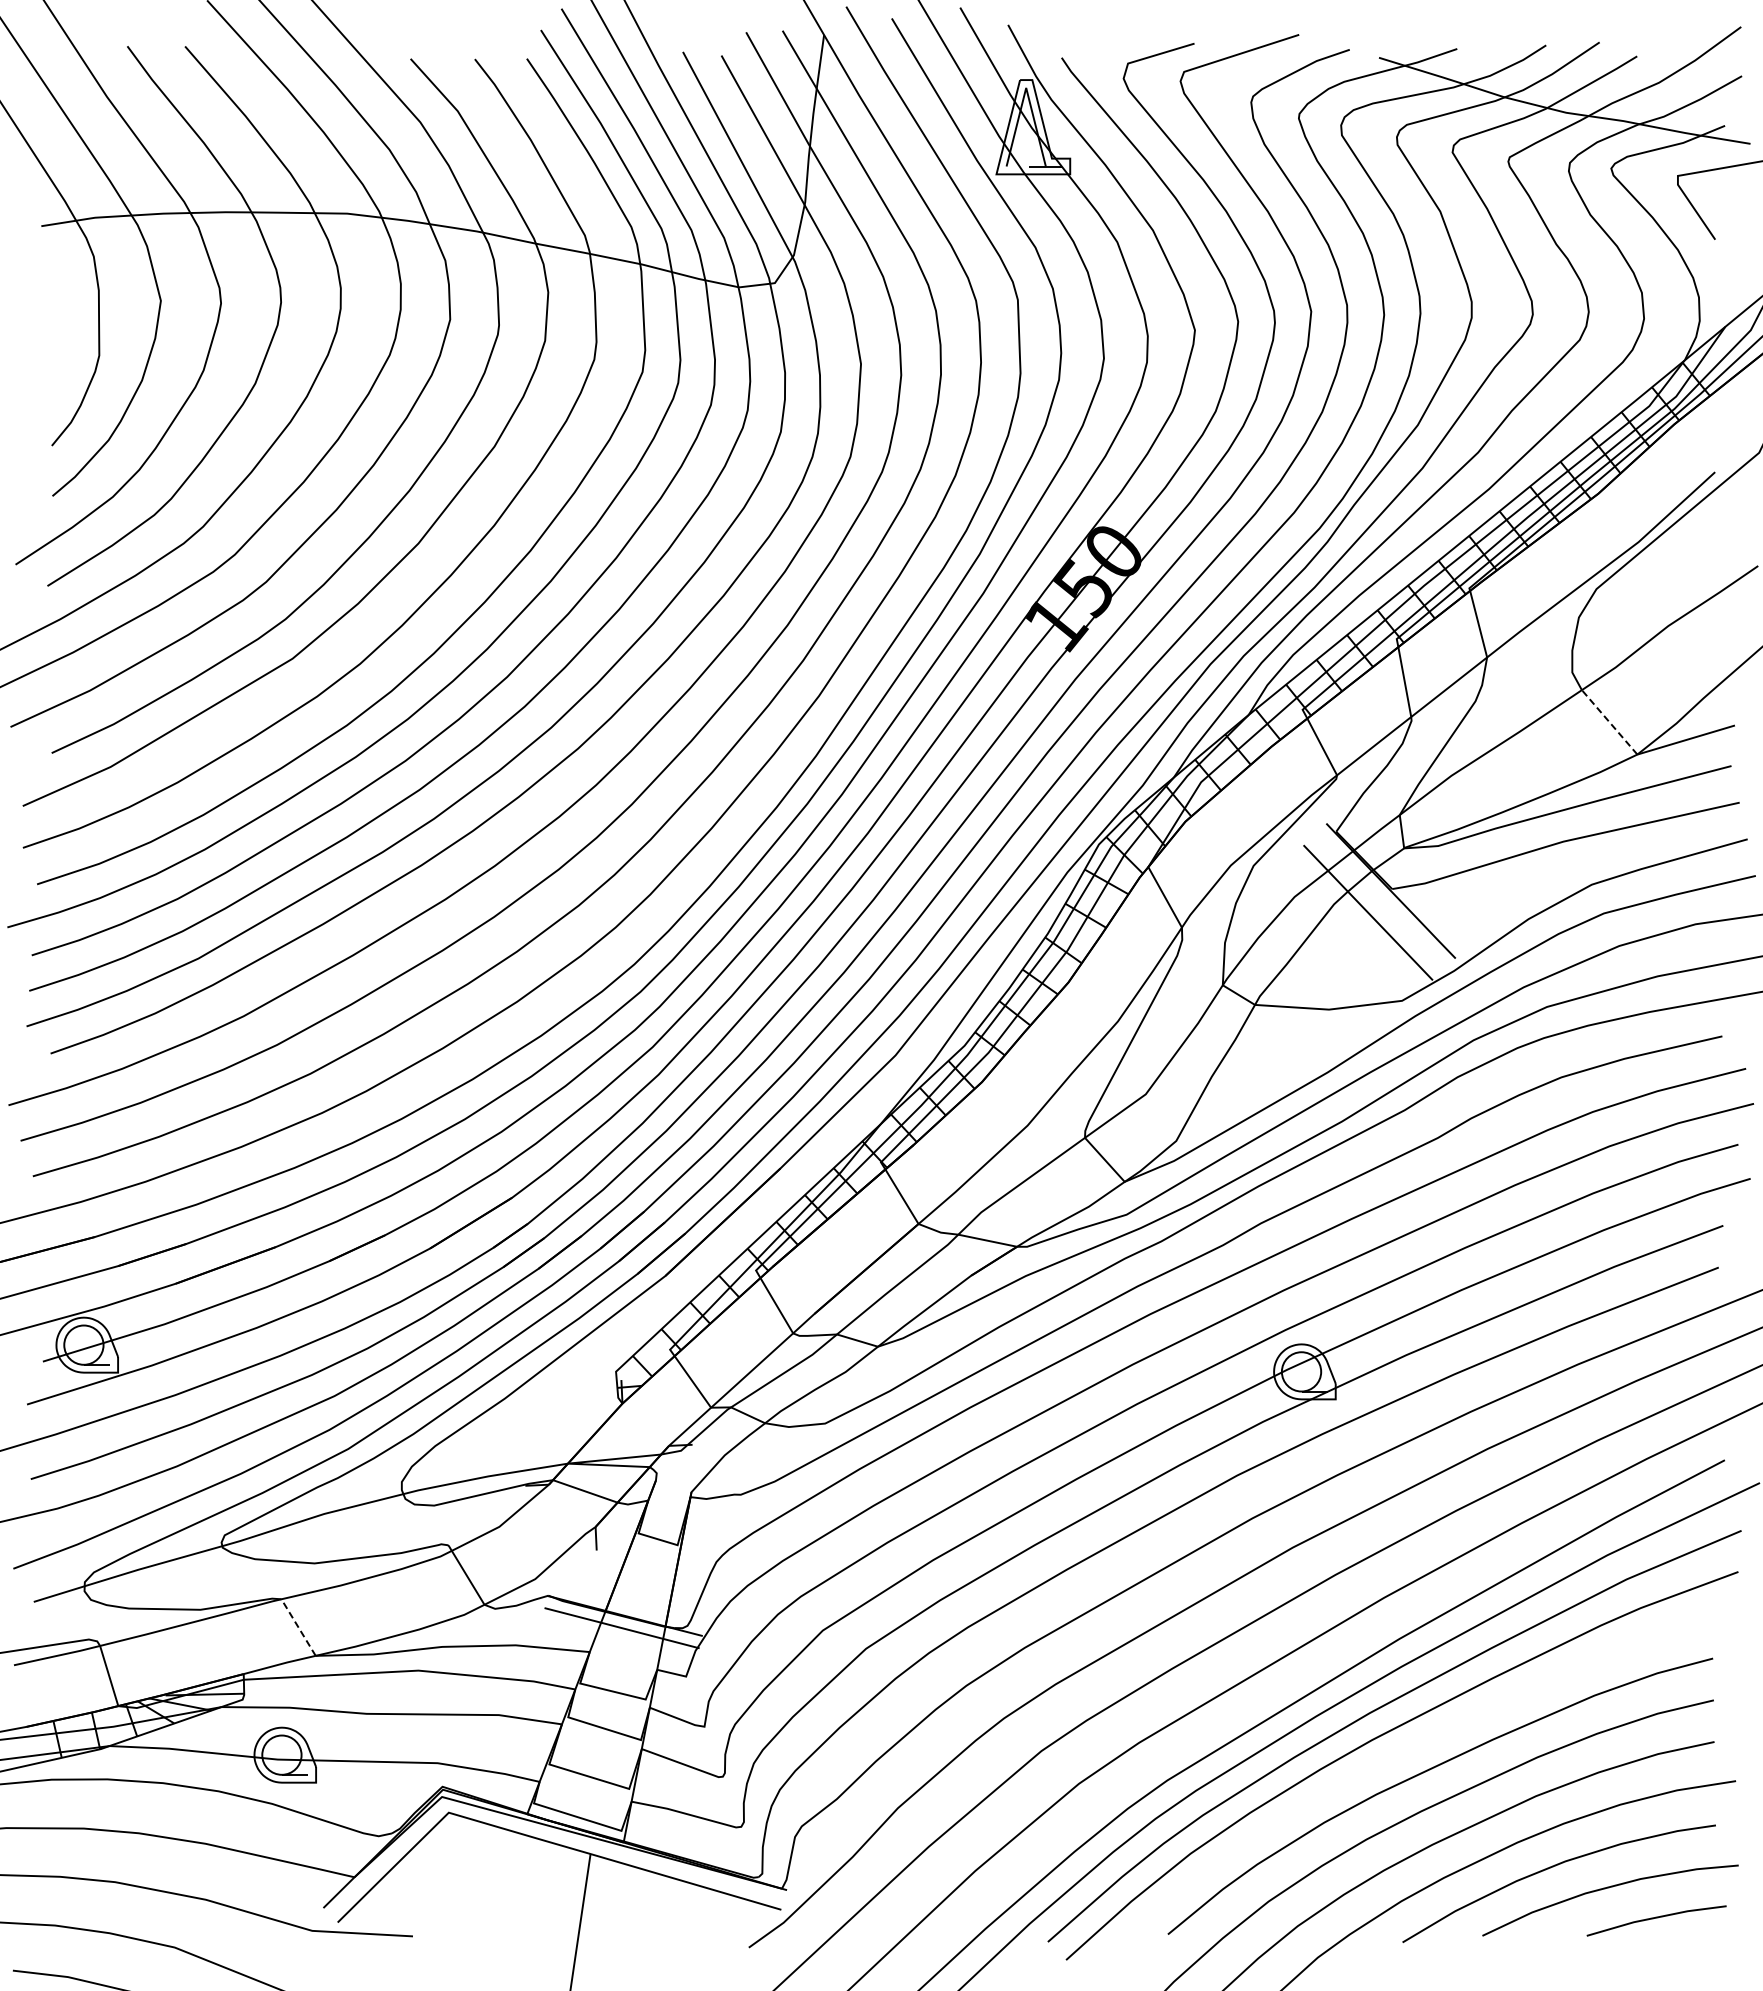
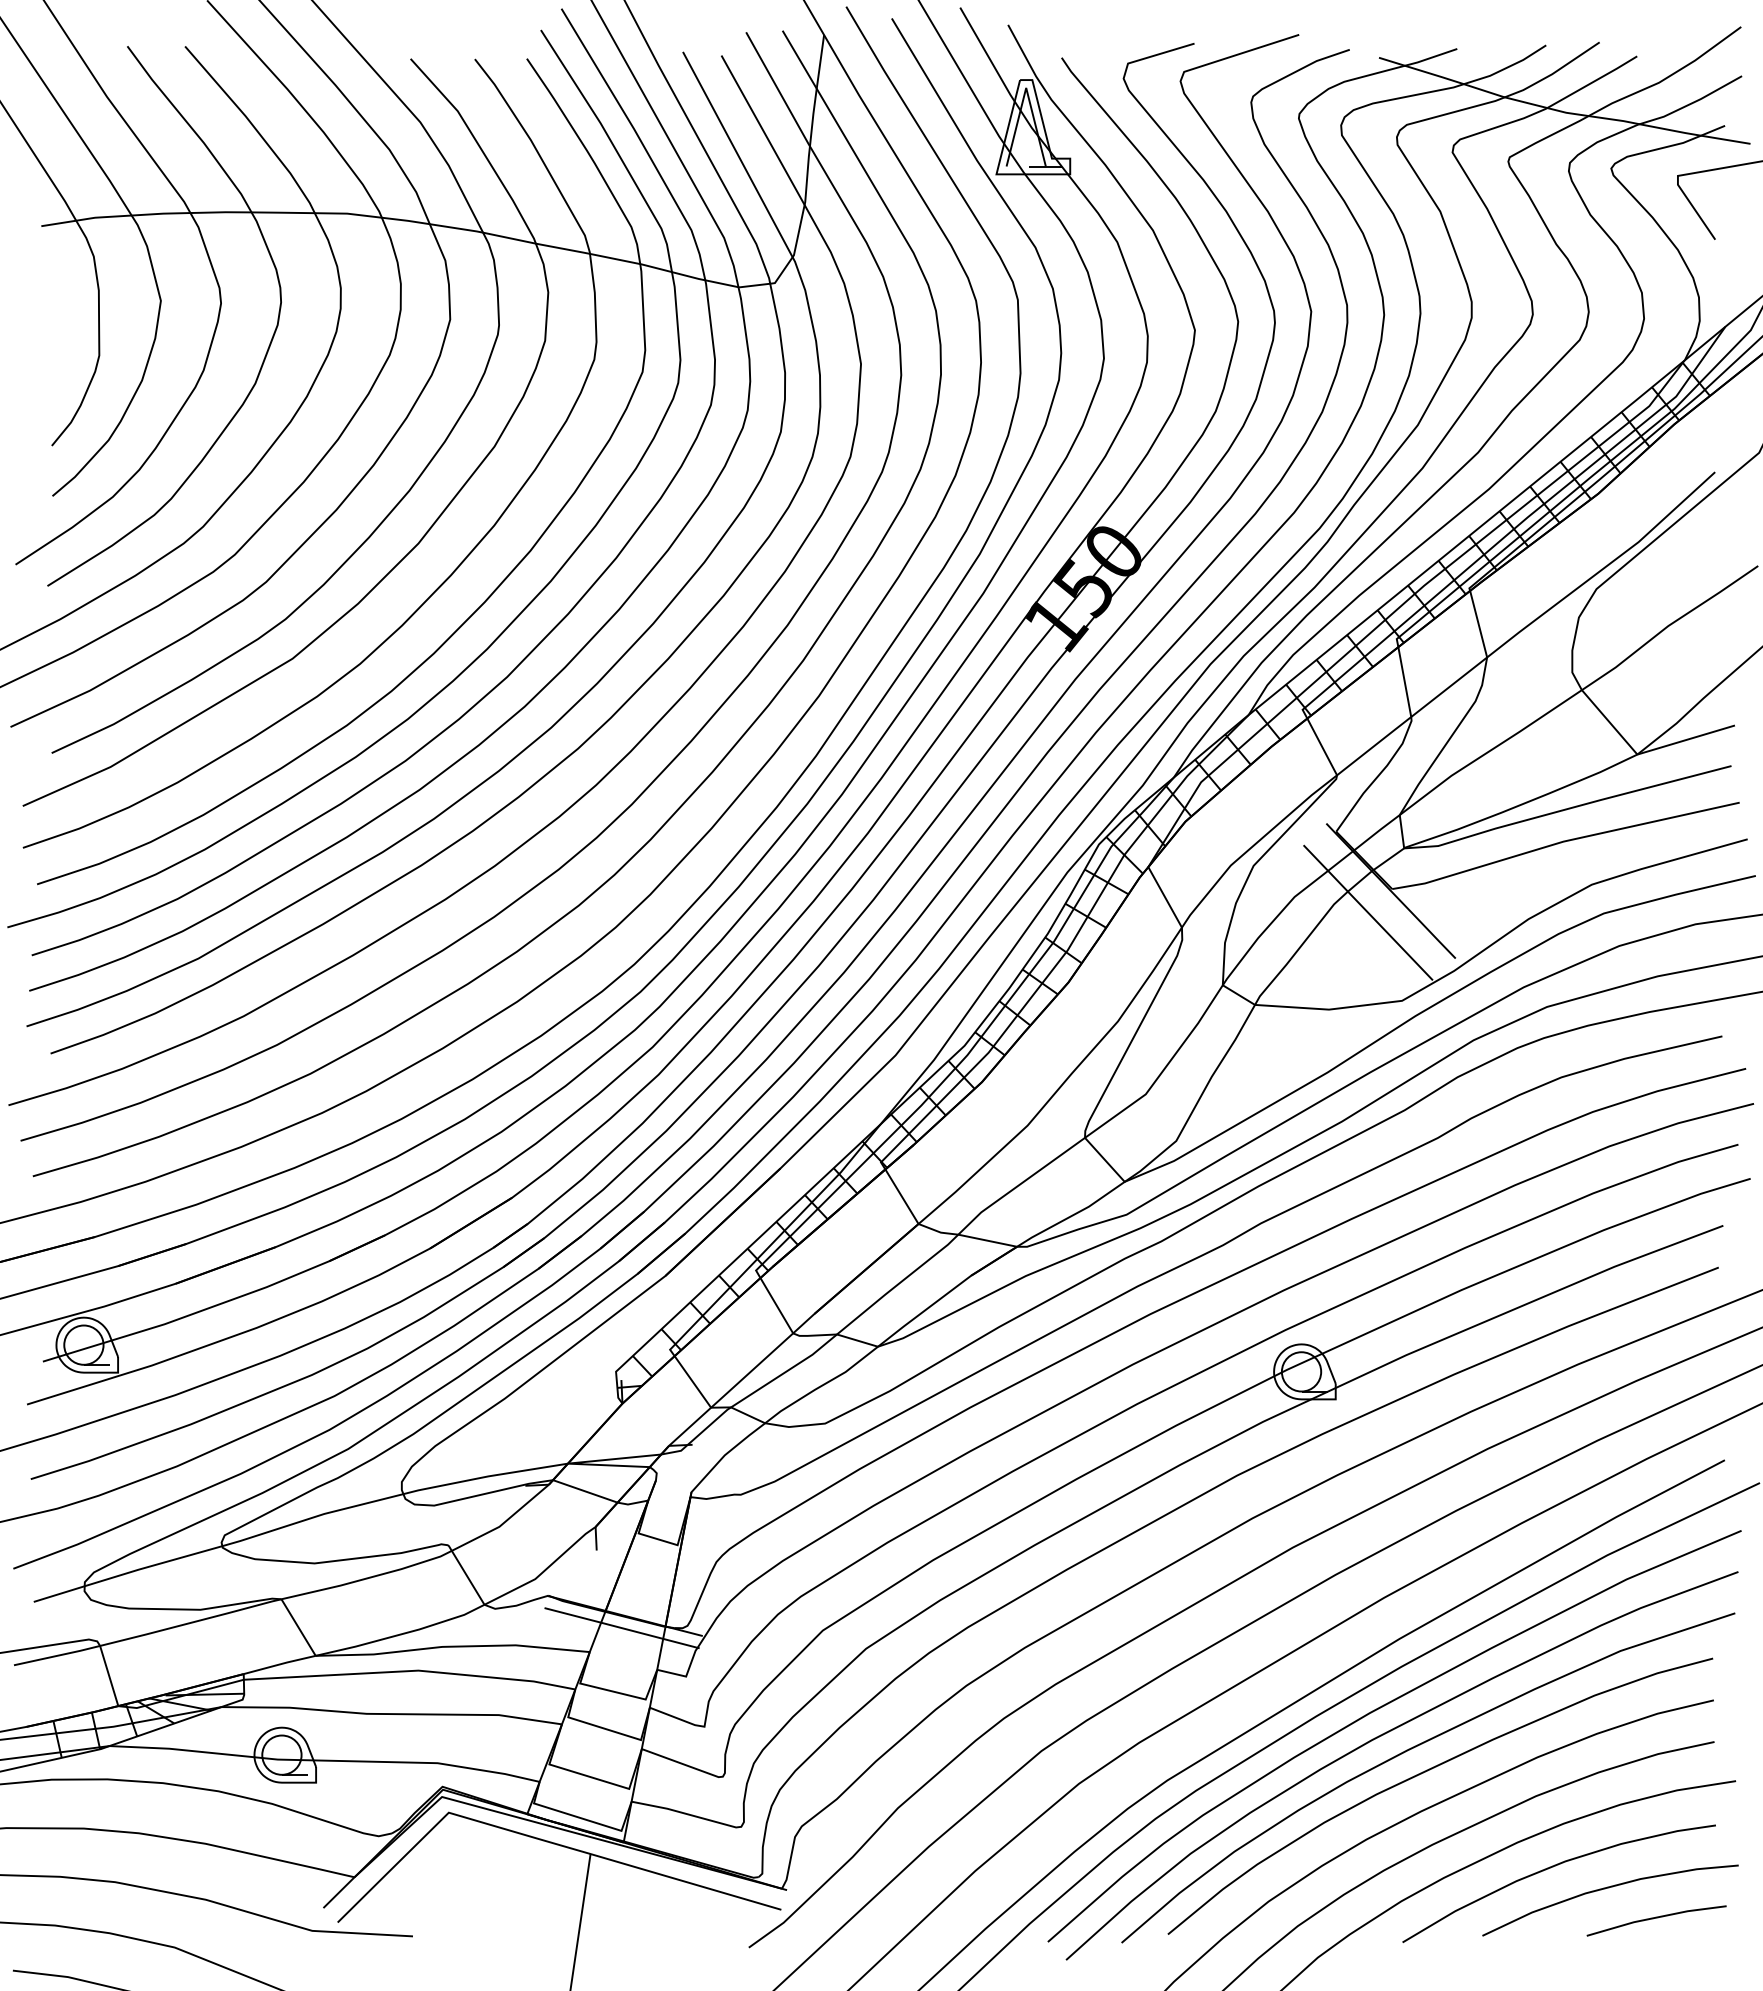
line: dashed -> solid (1609, 722)
line: dashed -> solid (298, 1627)
curve: none -> present (1416, 1747)
